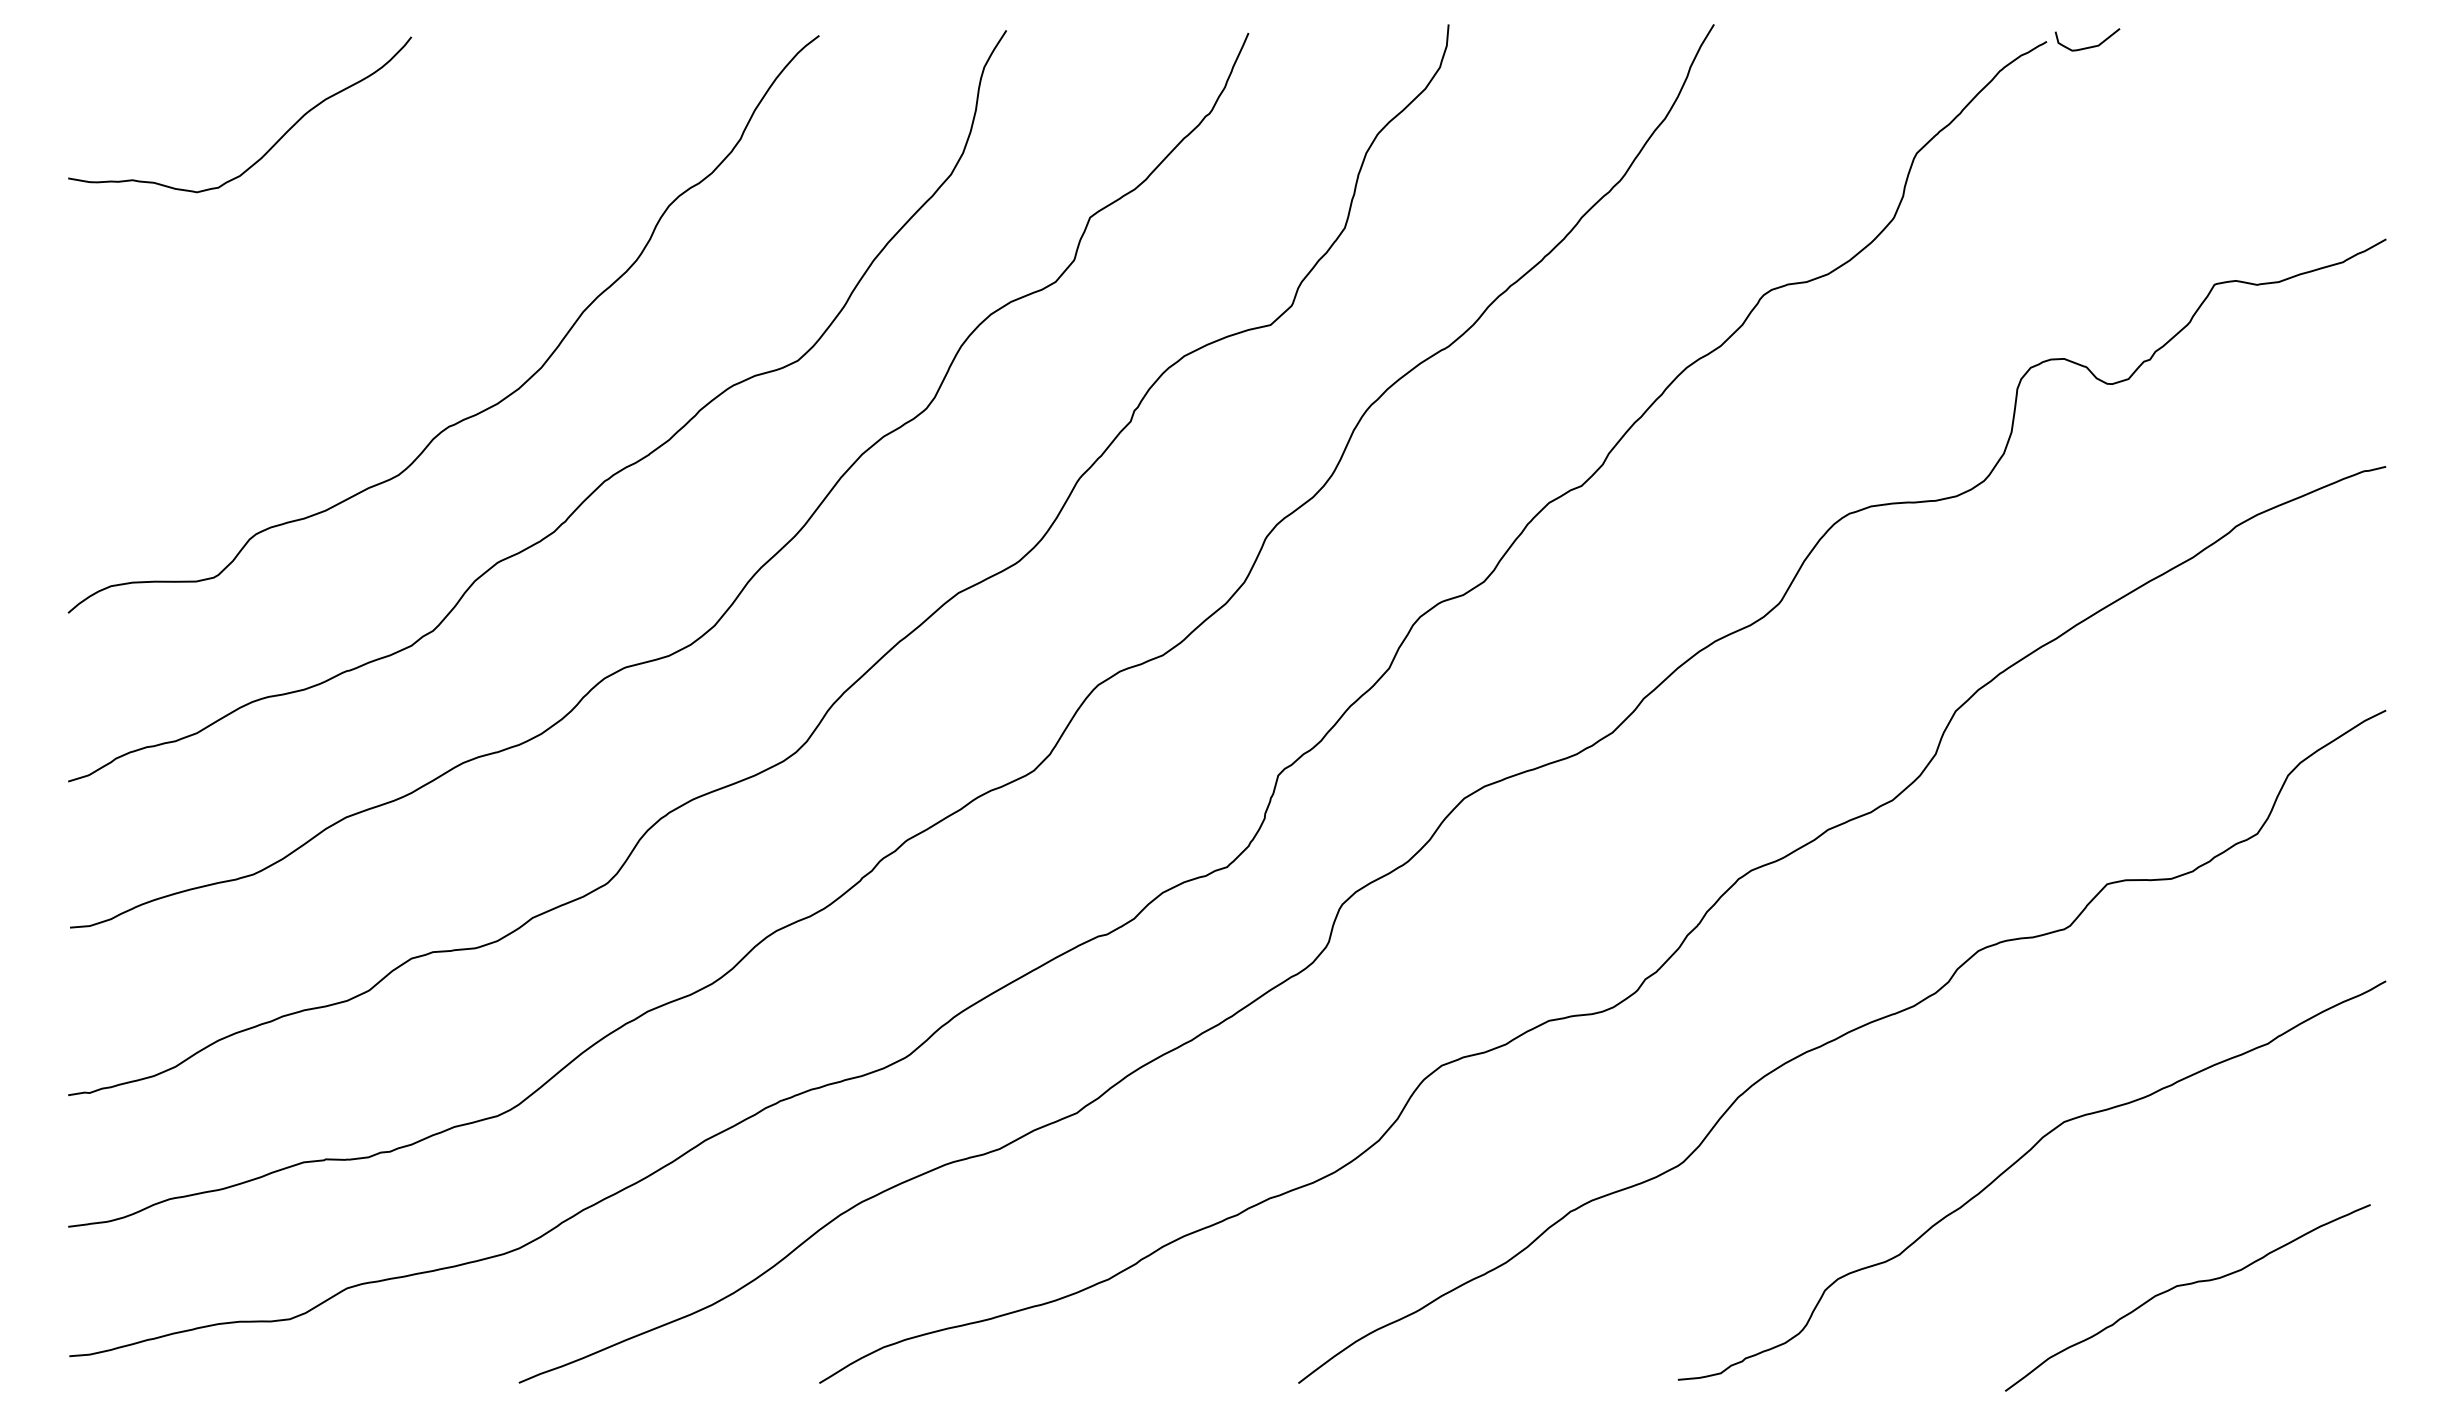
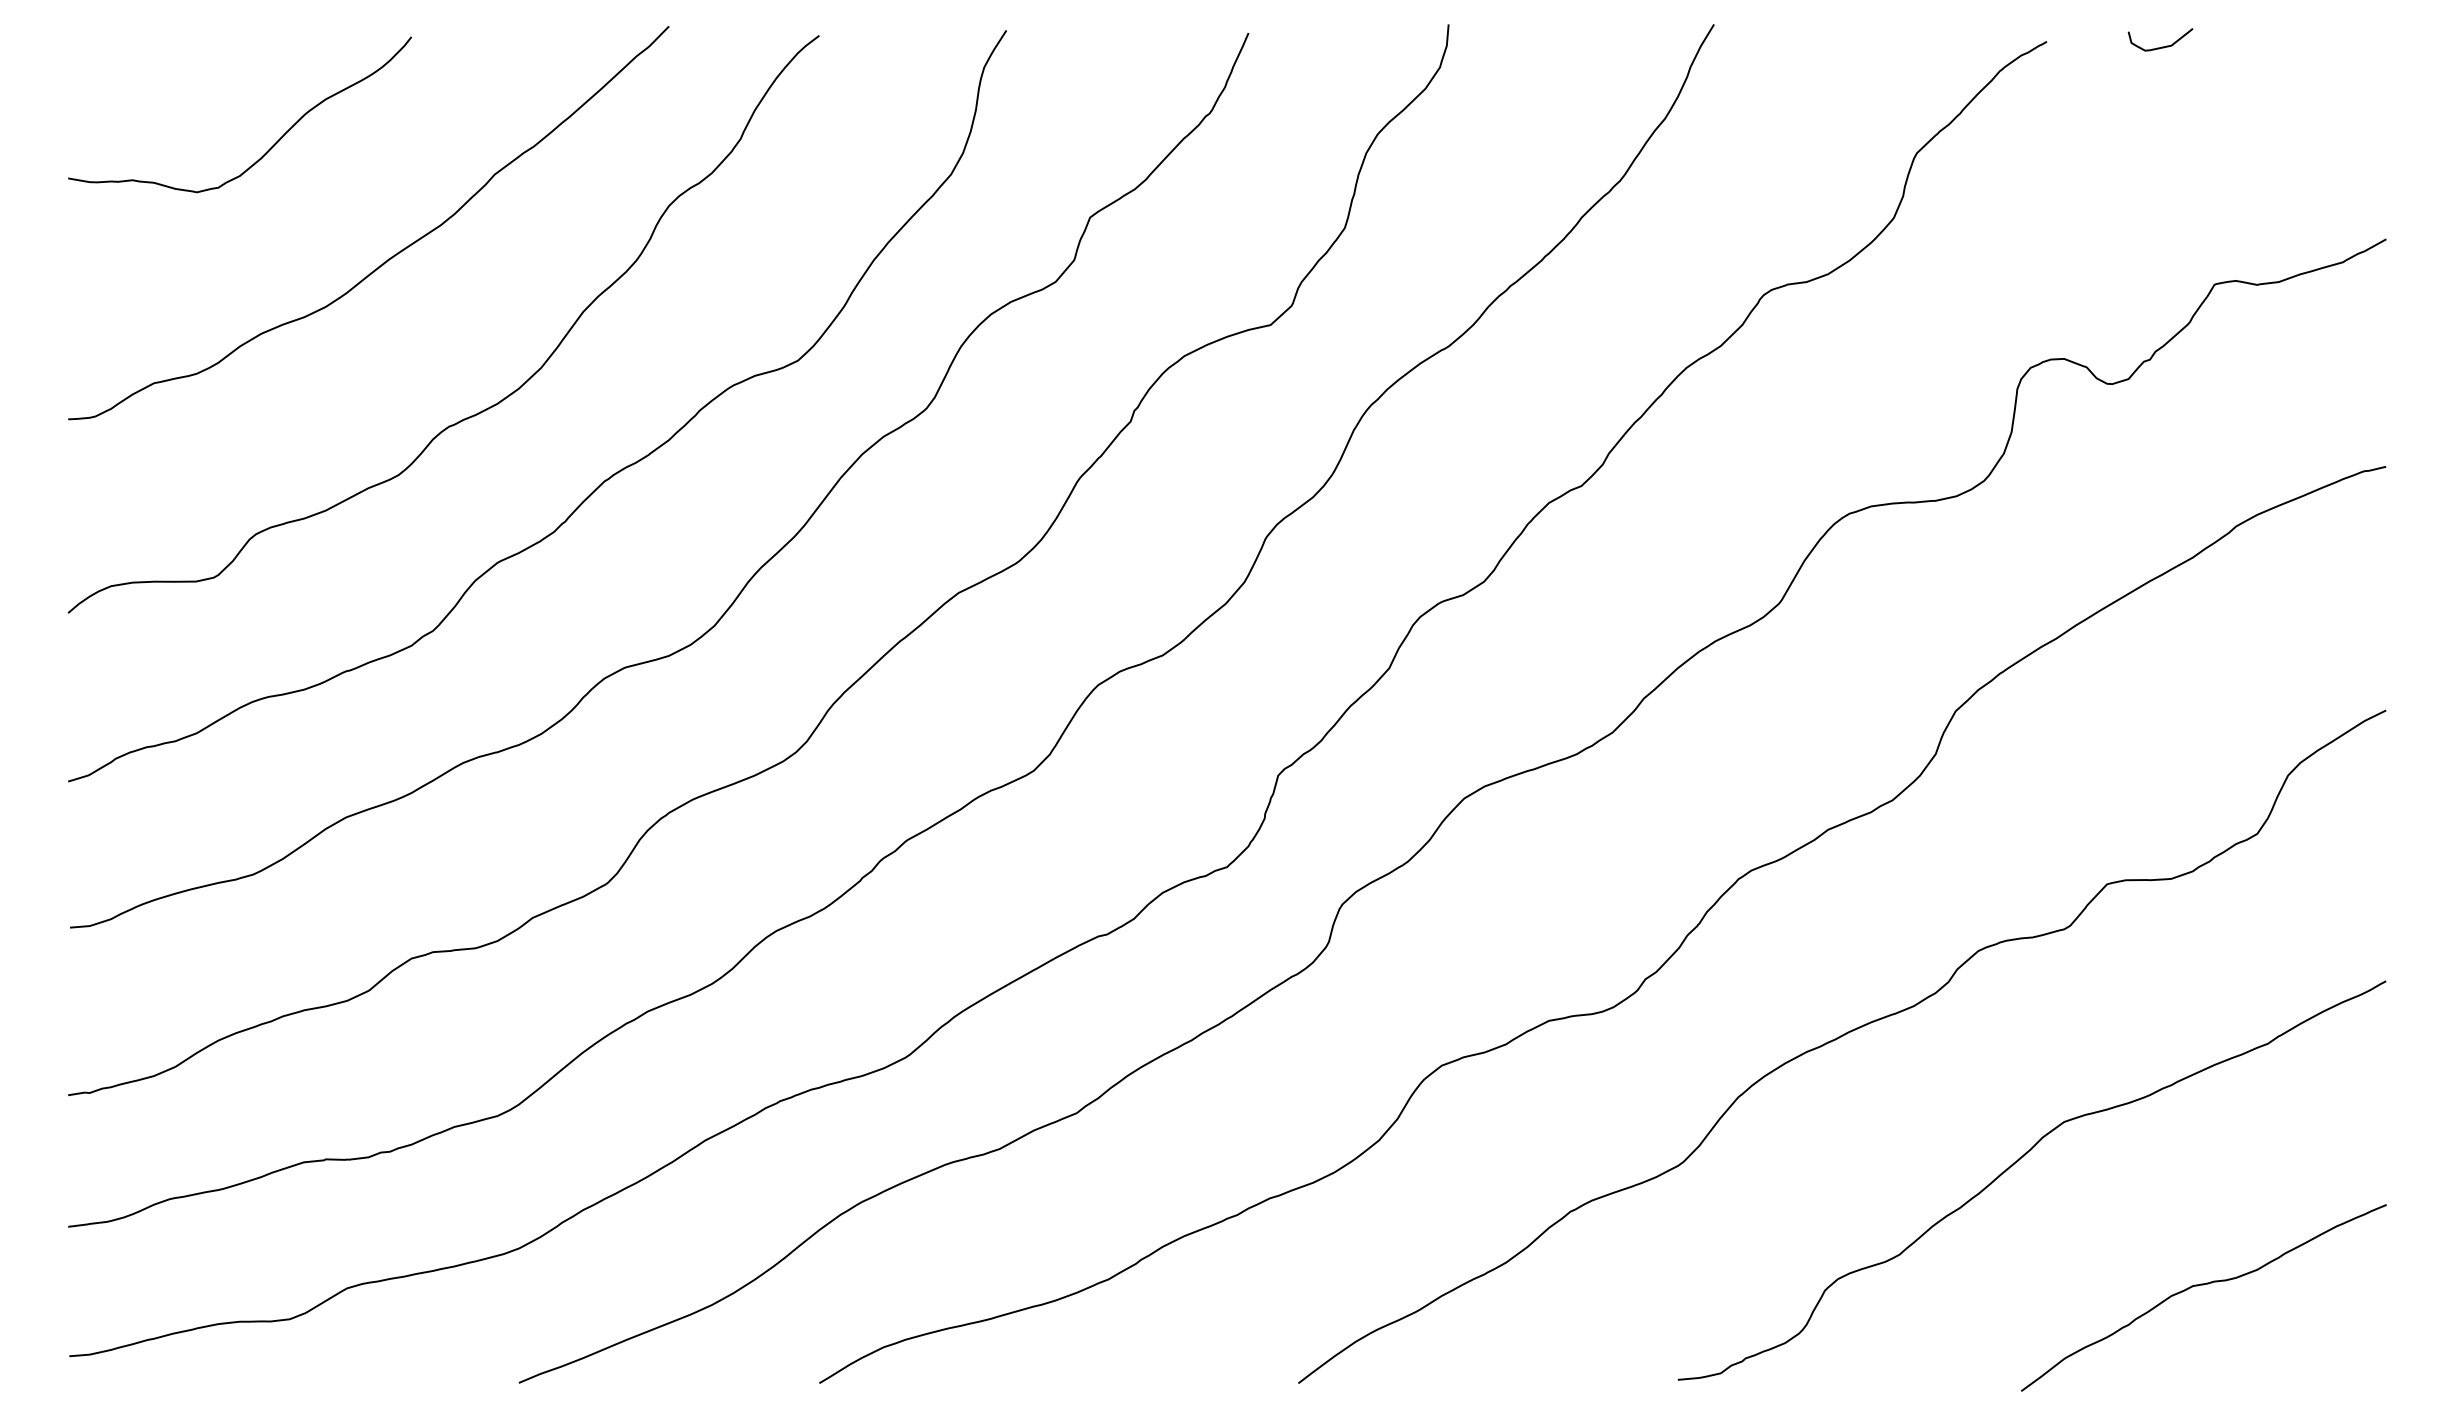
curve position: (2088, 46) -> (2161, 46) (2161, 46)
curve: none -> present (391, 256)
curve position: (2187, 1285) -> (2203, 1285) (2203, 1285)
